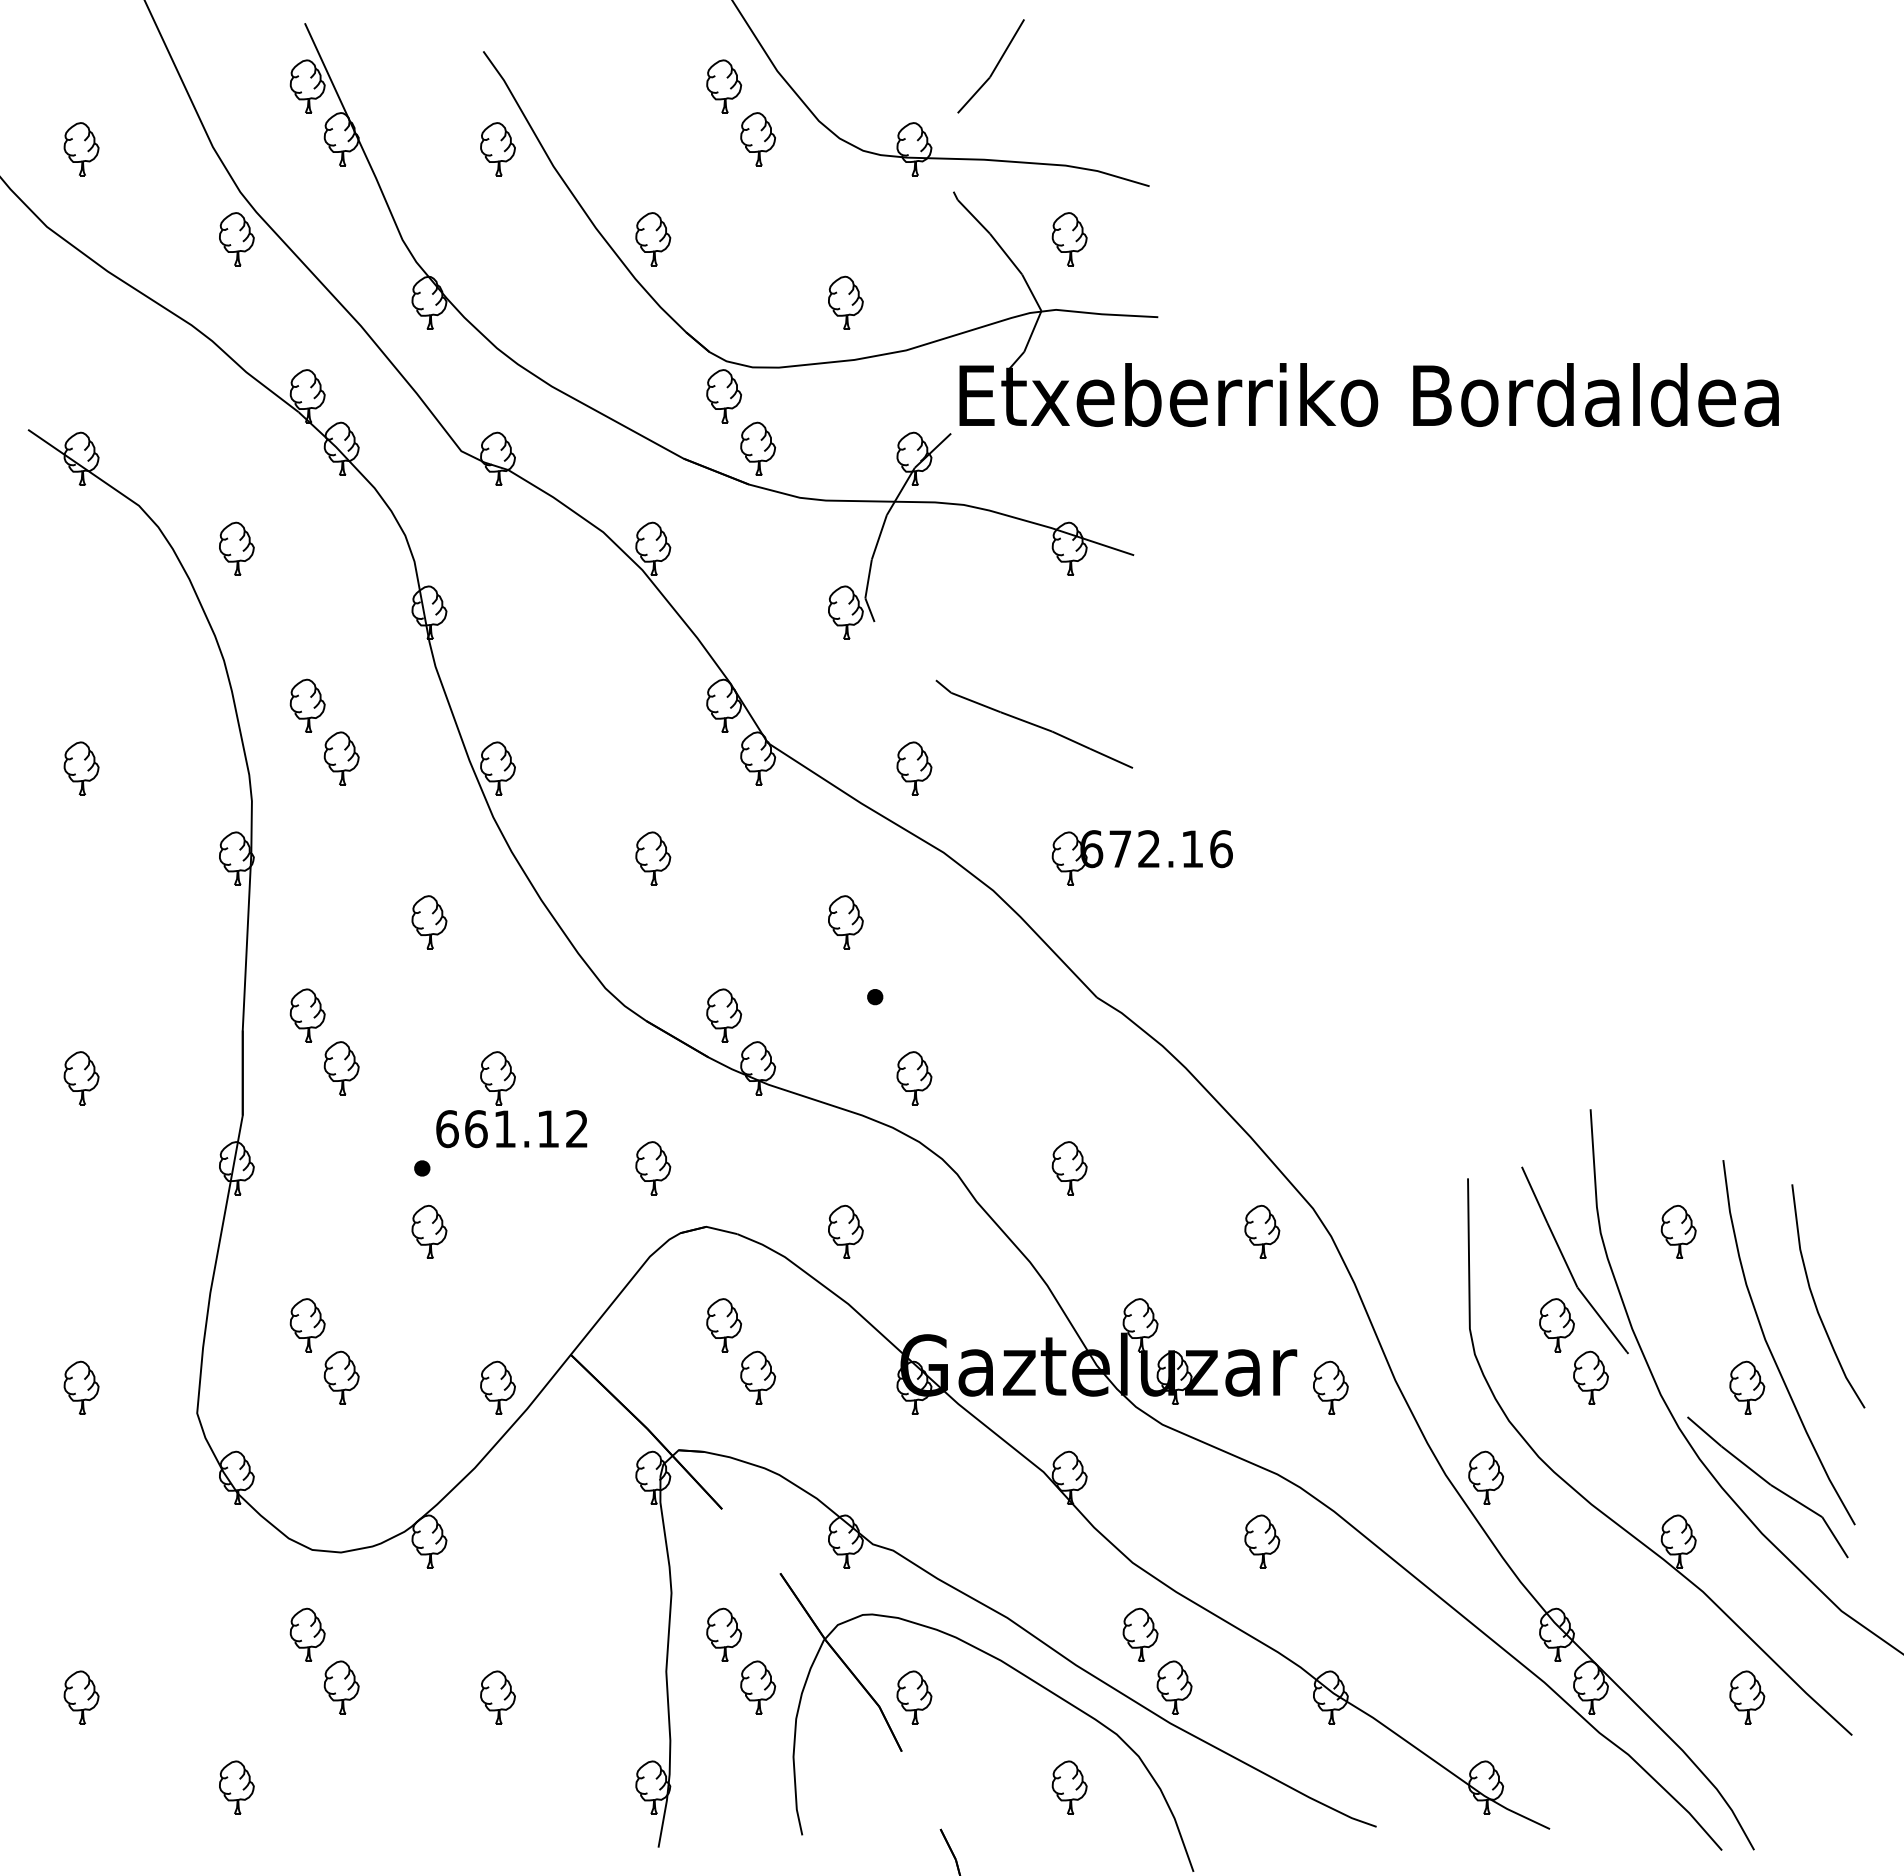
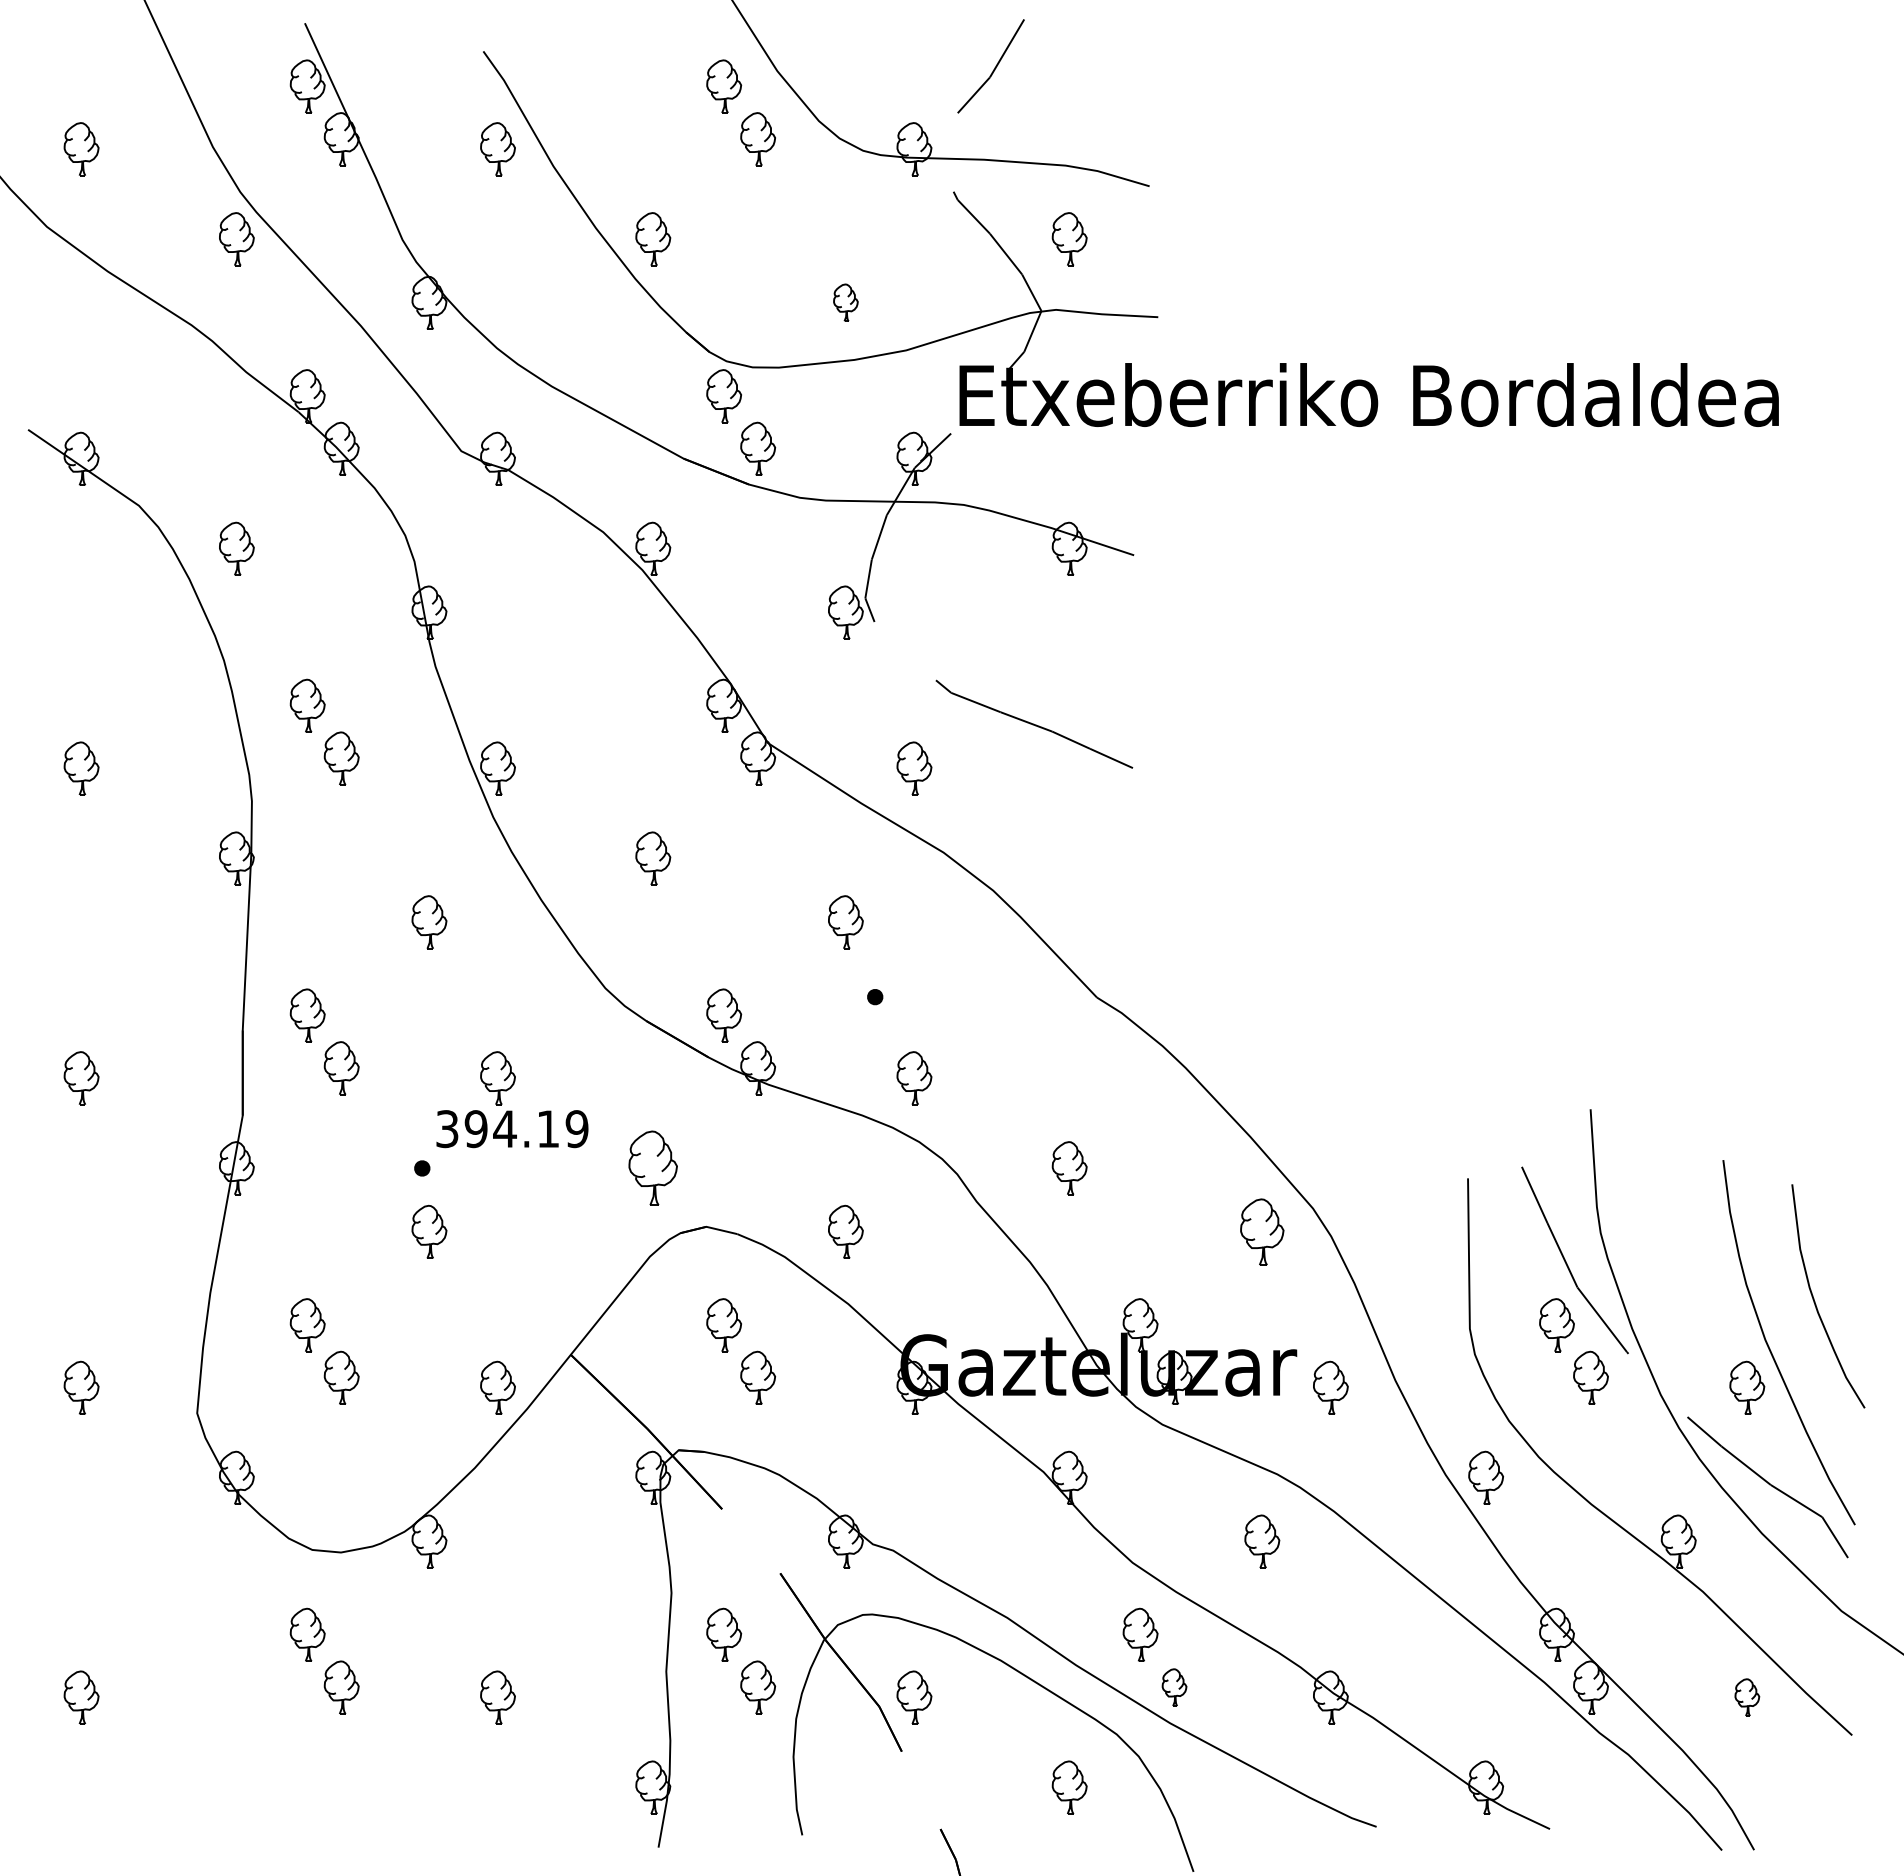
part size: 36x55 px -> 26x39 px (845, 302)
part: present -> none (1141, 857)
text: 661.12 -> 394.19 (512, 1129)
part size: 37x55 px -> 50x76 px (652, 1167)
part size: 37x55 px -> 45x68 px (1262, 1231)
part: present -> none (1678, 1231)
part size: 37x55 px -> 27x39 px (1174, 1687)
part size: 37x55 px -> 27x39 px (1747, 1697)
part: present -> none (236, 1787)
